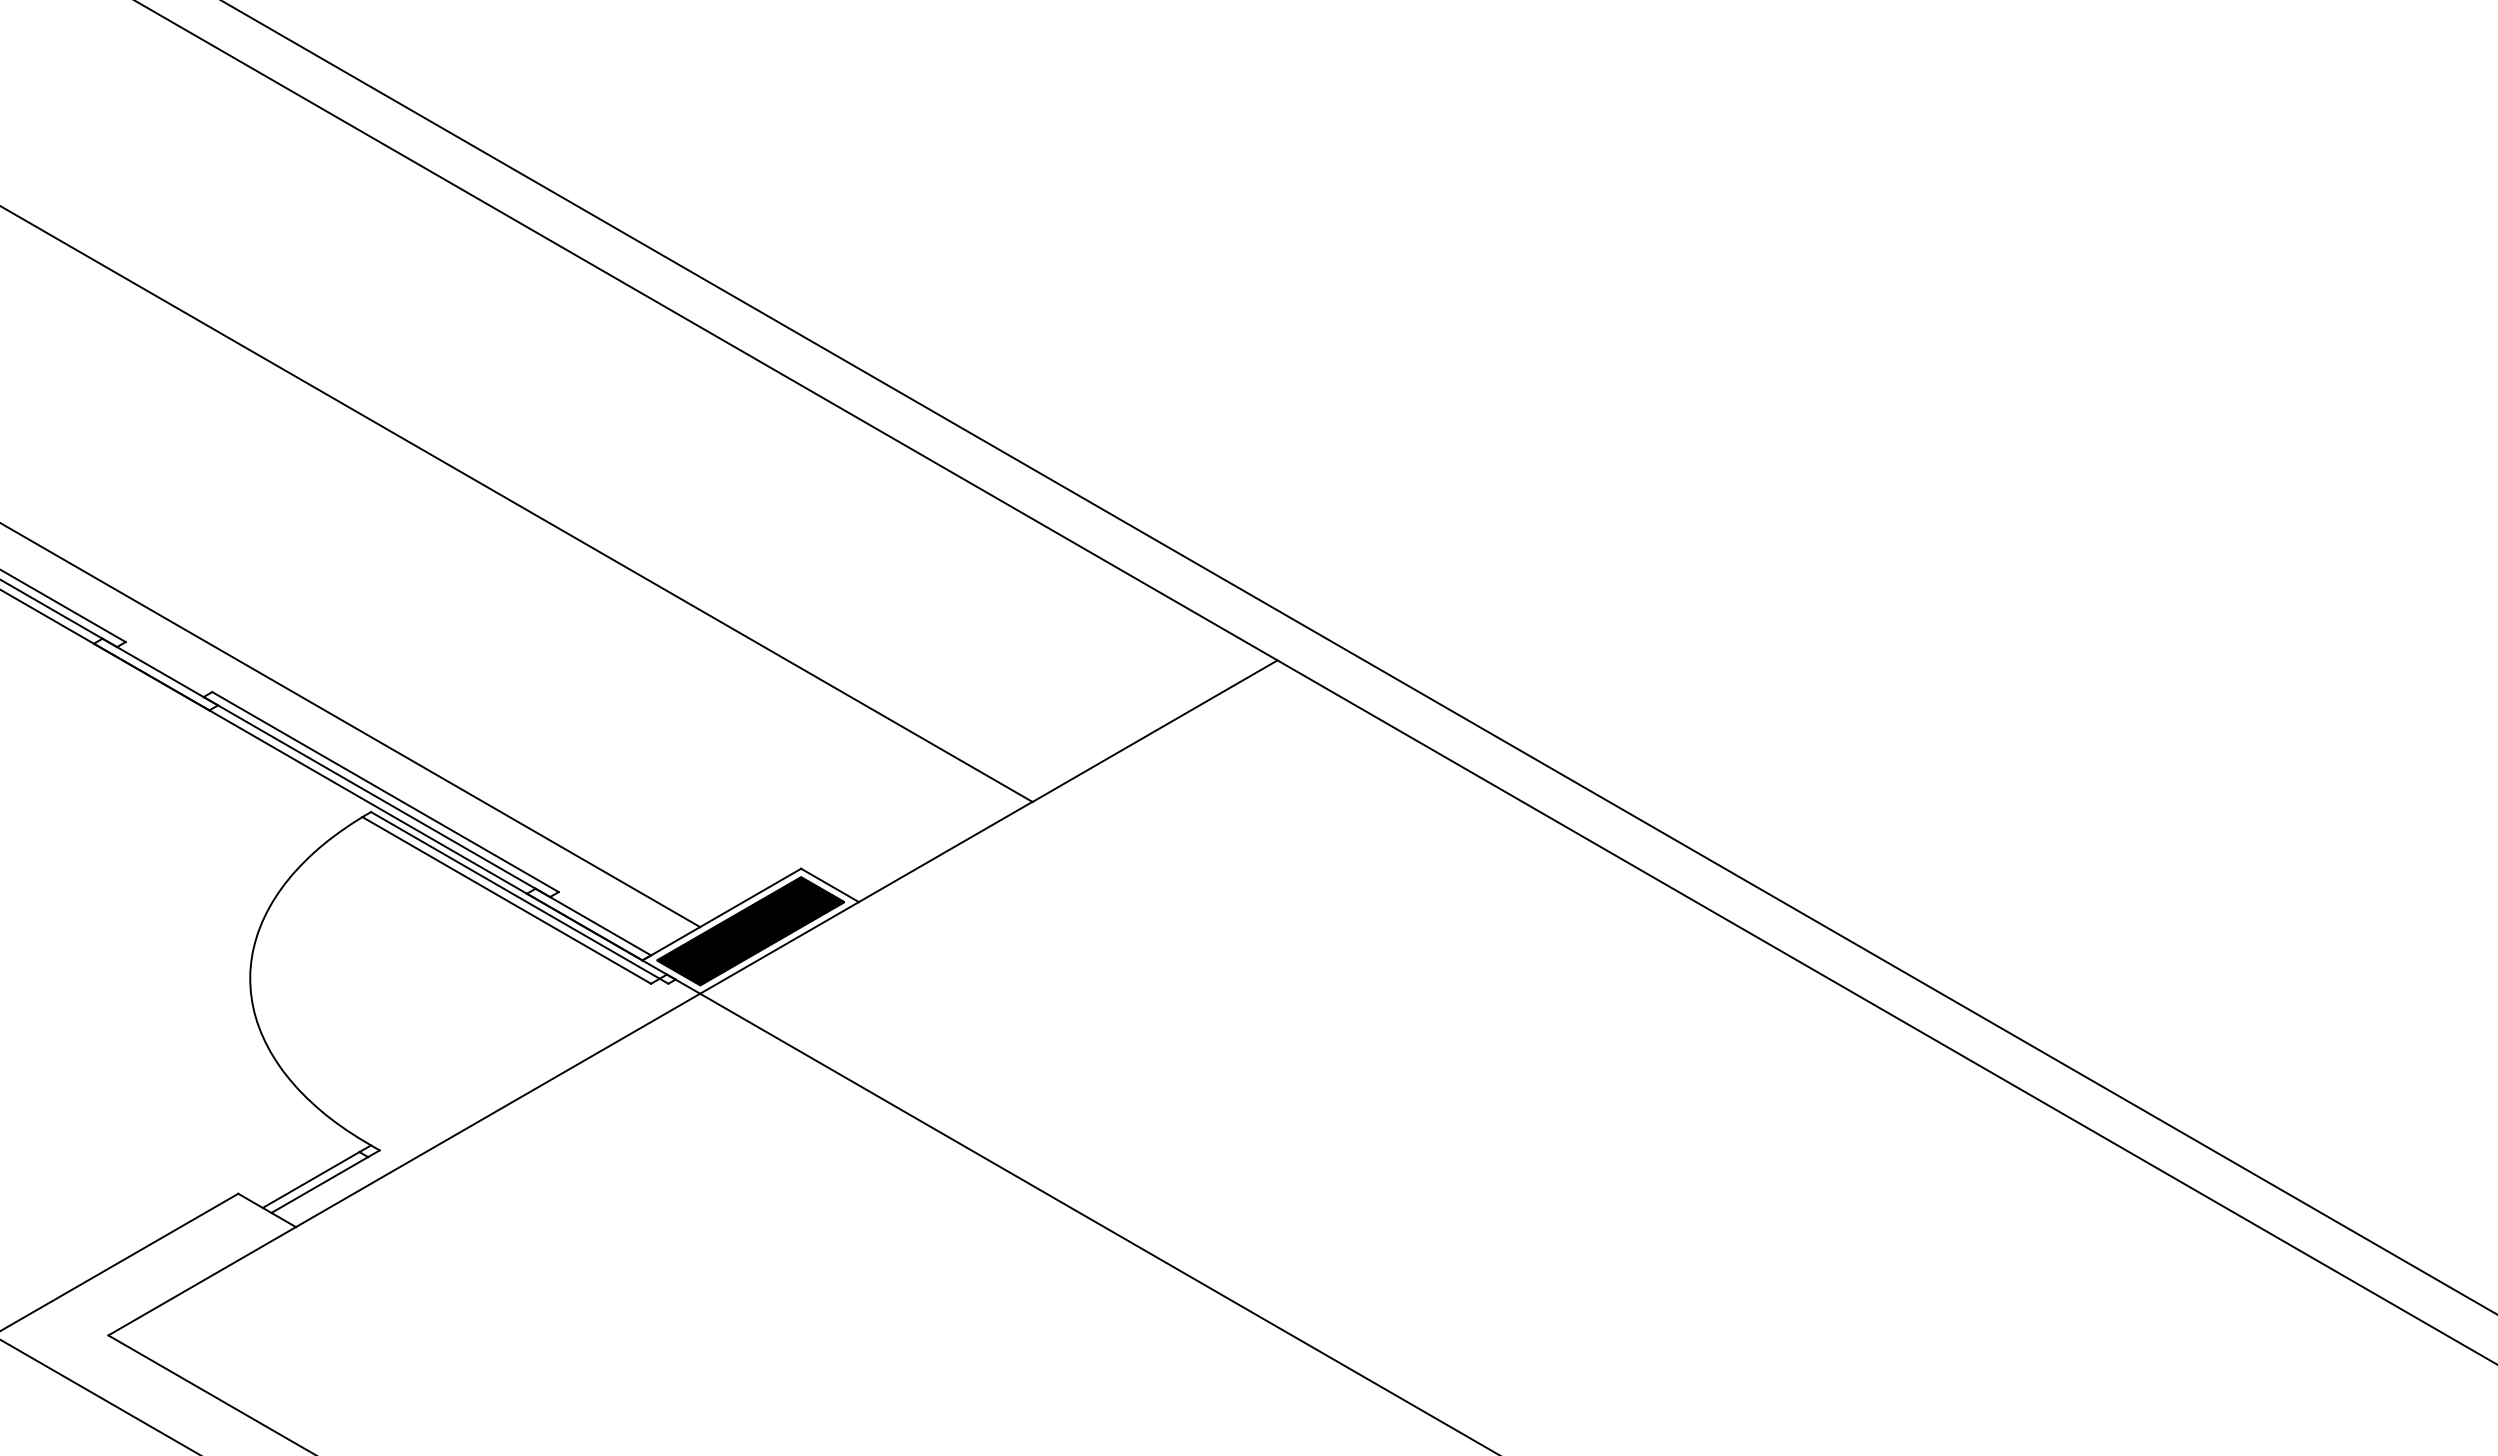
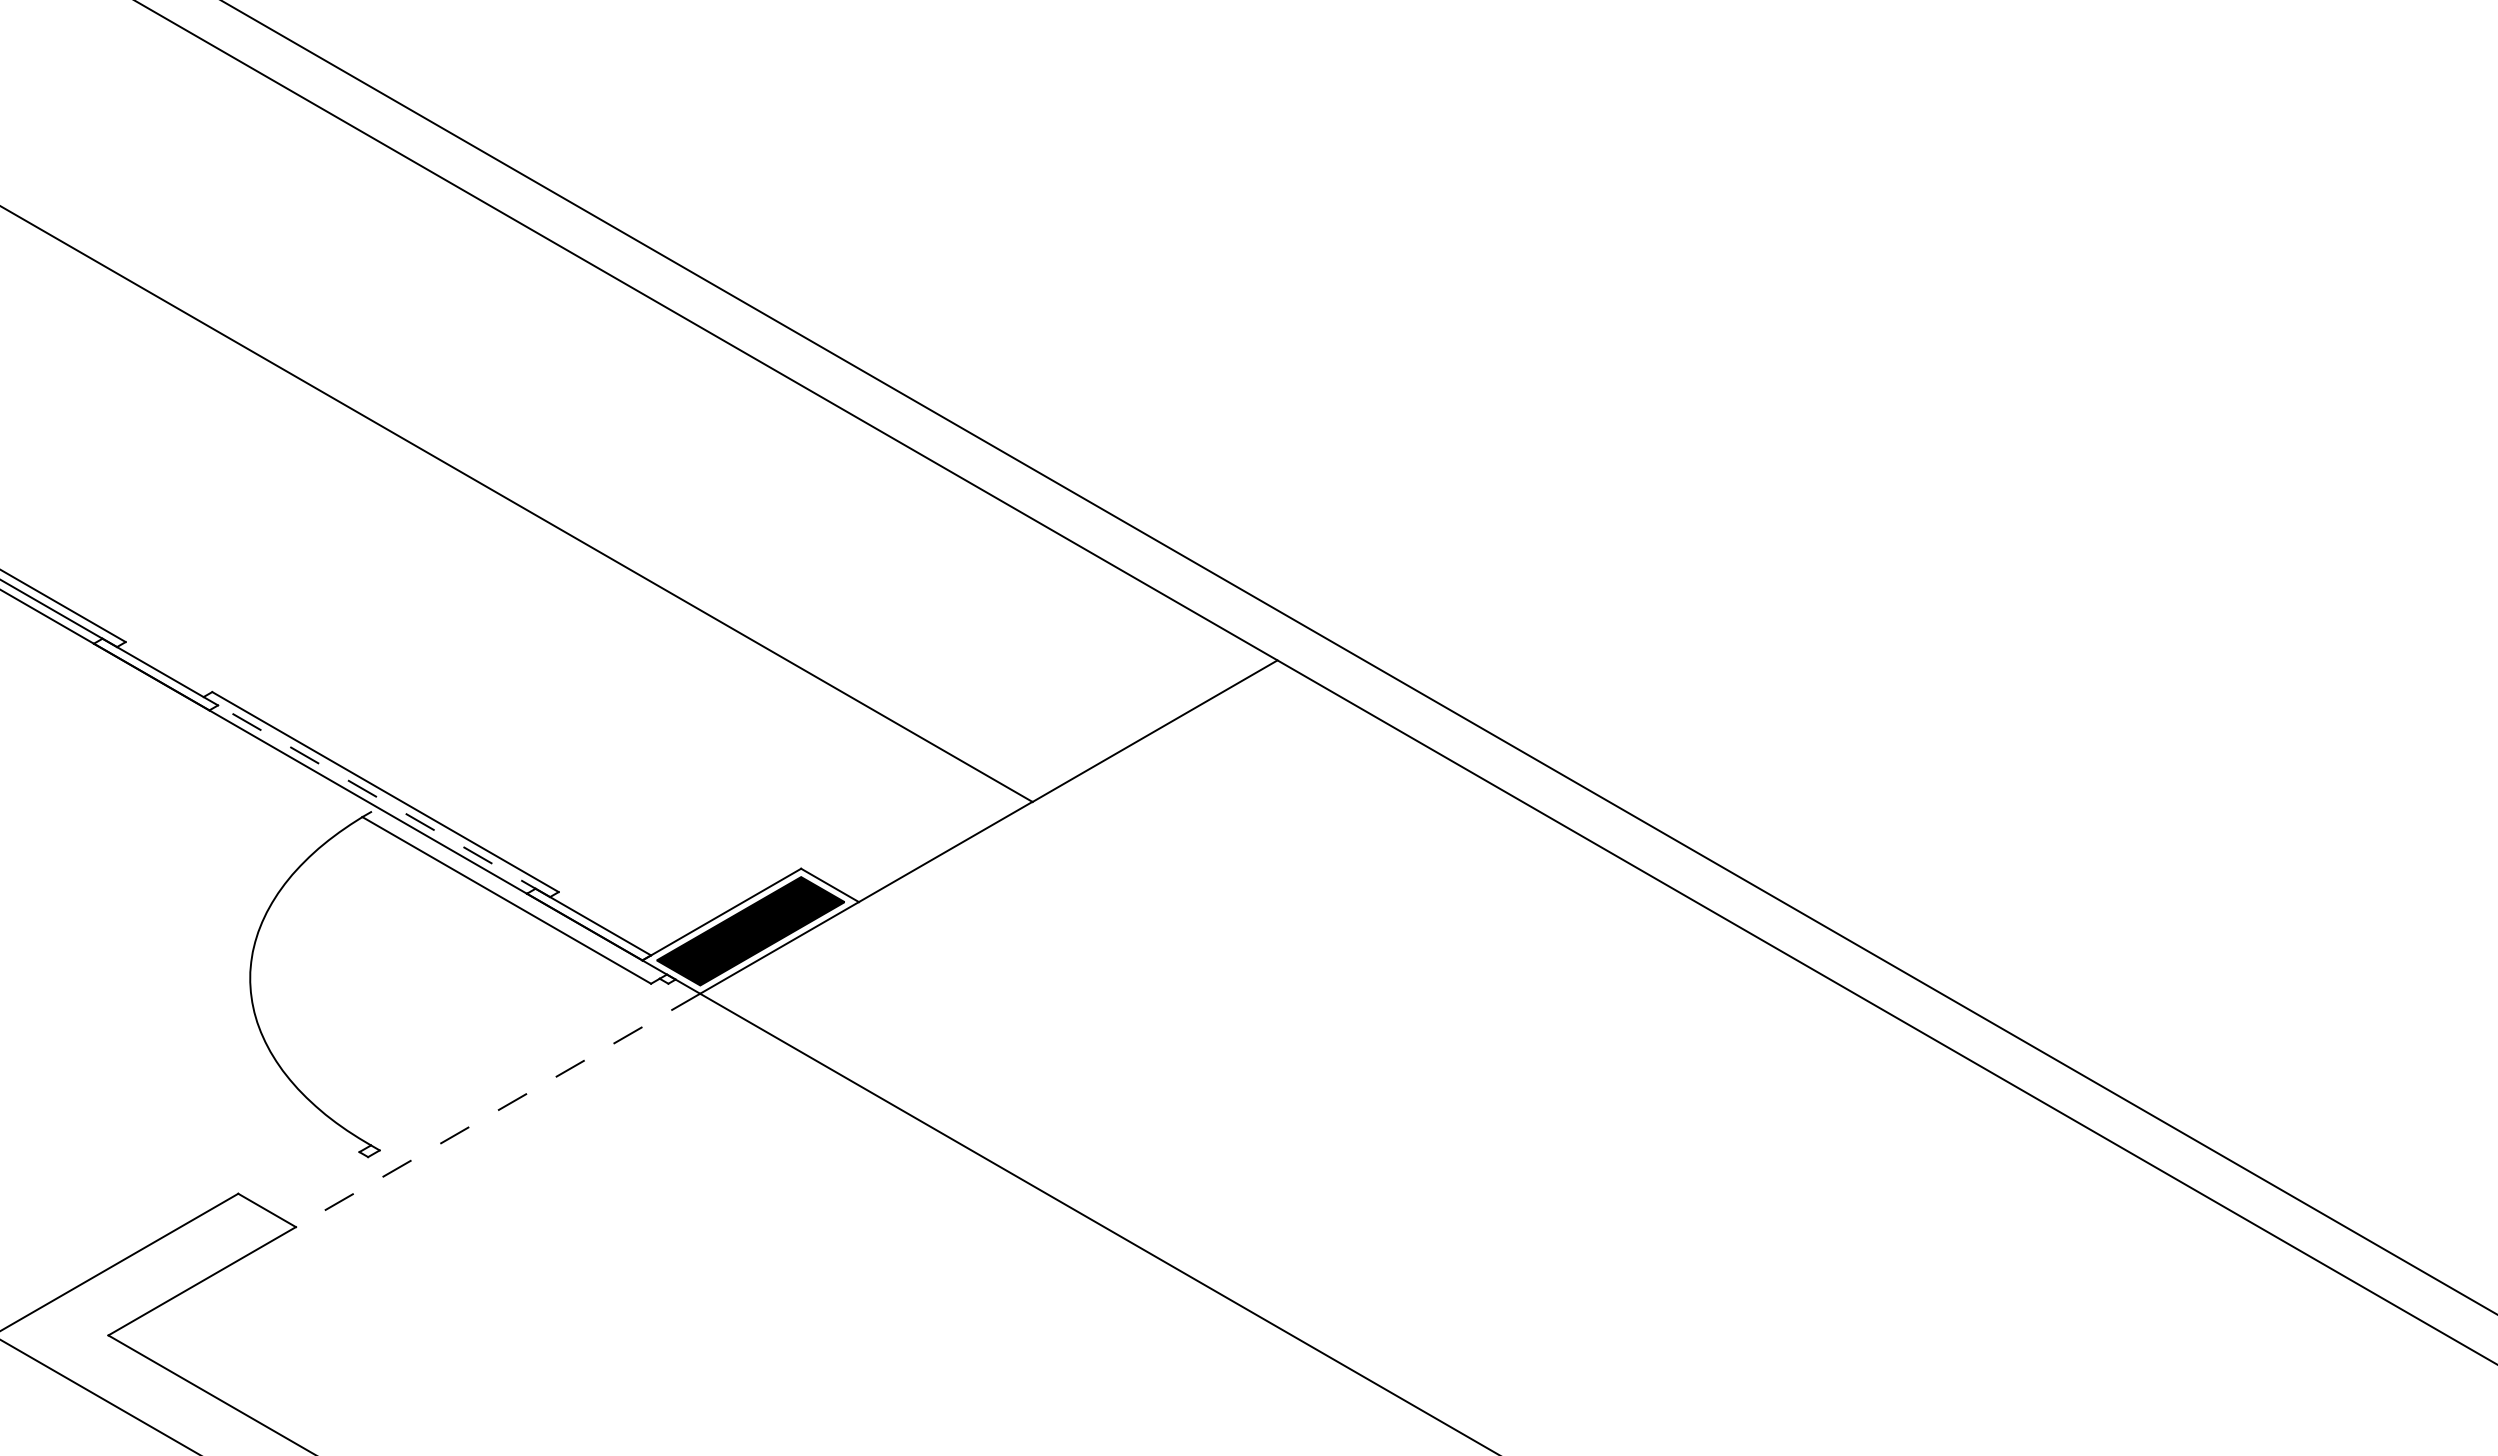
line: present -> none (351, 725)
line: solid -> dashed (376, 796)
line: present -> none (515, 895)
line: solid -> dashed (497, 1110)
line: present -> none (310, 1179)
line: present -> none (319, 1184)
